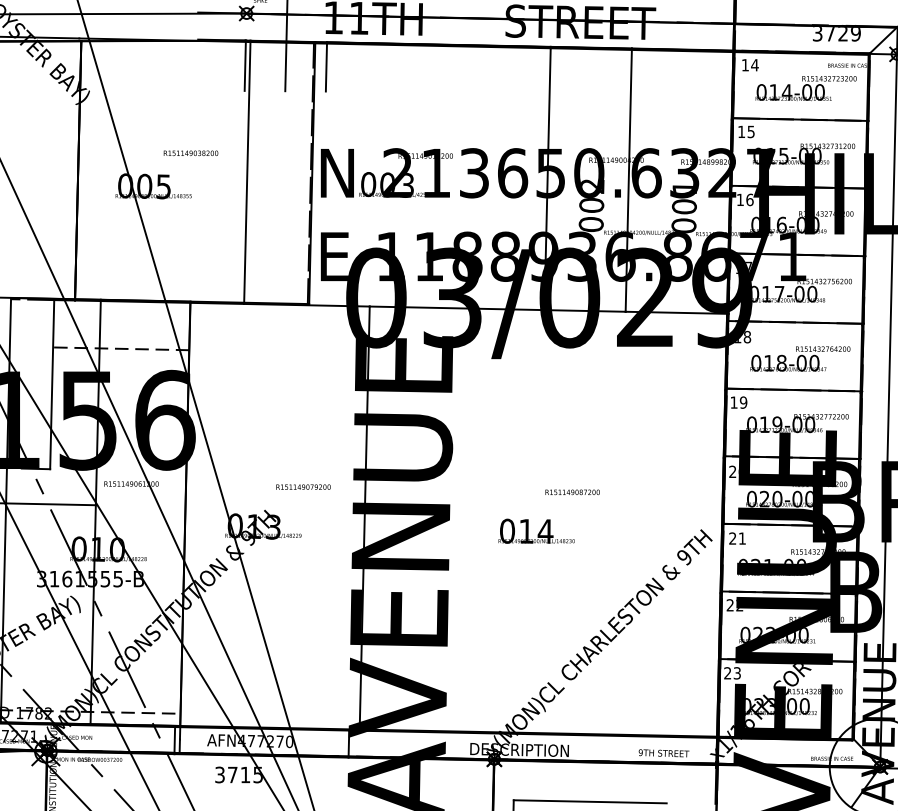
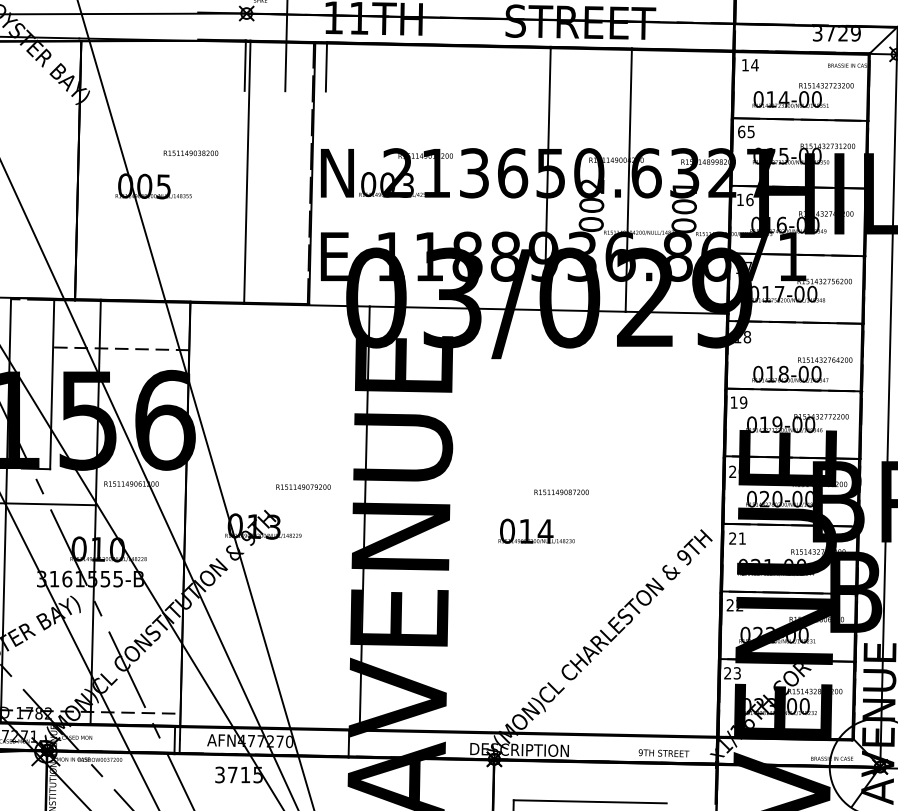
text position: (805, 88) -> (802, 95) (802, 95)
text: 15 -> 65 (741, 131)
text position: (800, 358) -> (802, 369) (802, 369)
text position: (572, 492) -> (561, 492) (561, 492)
